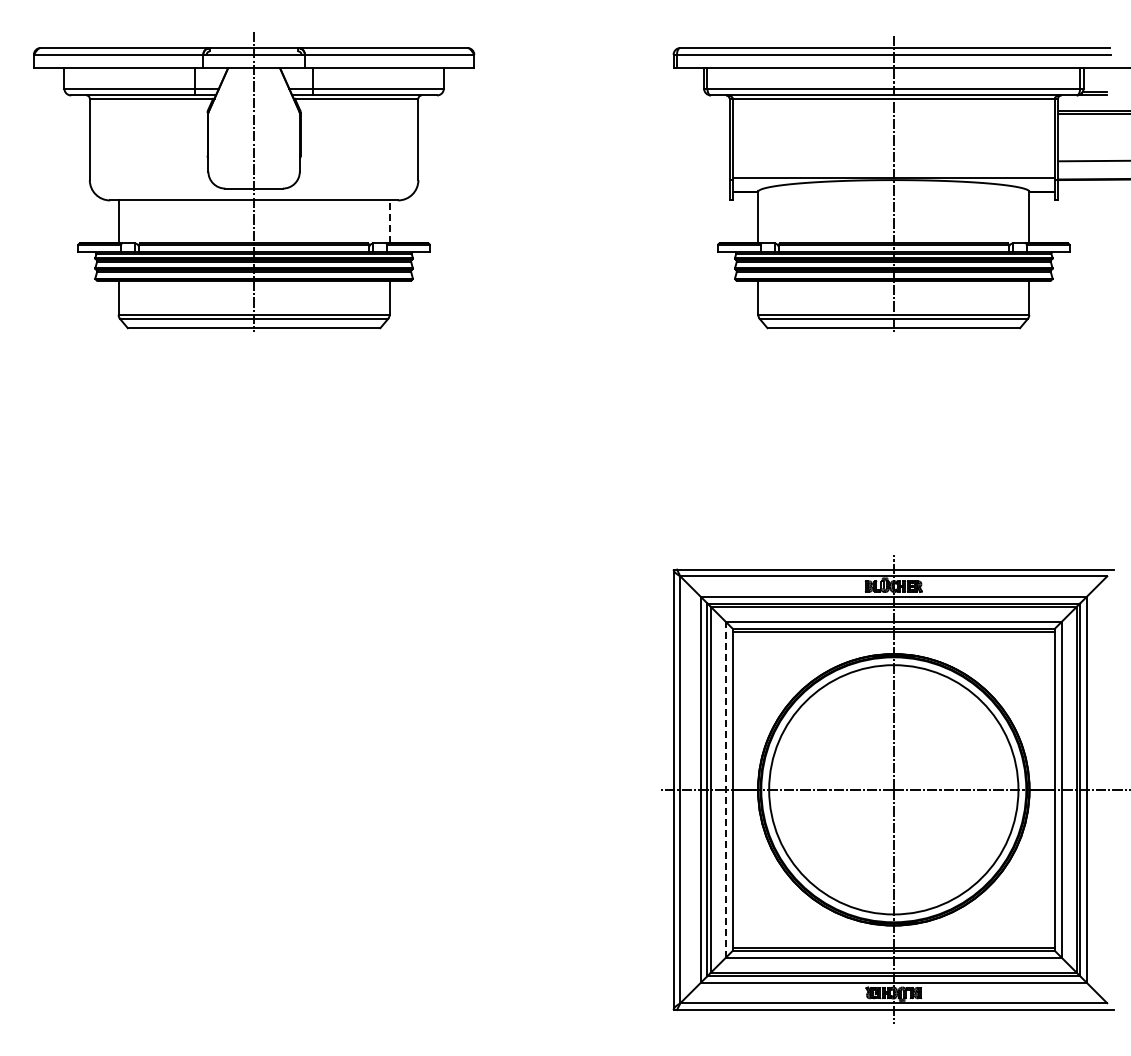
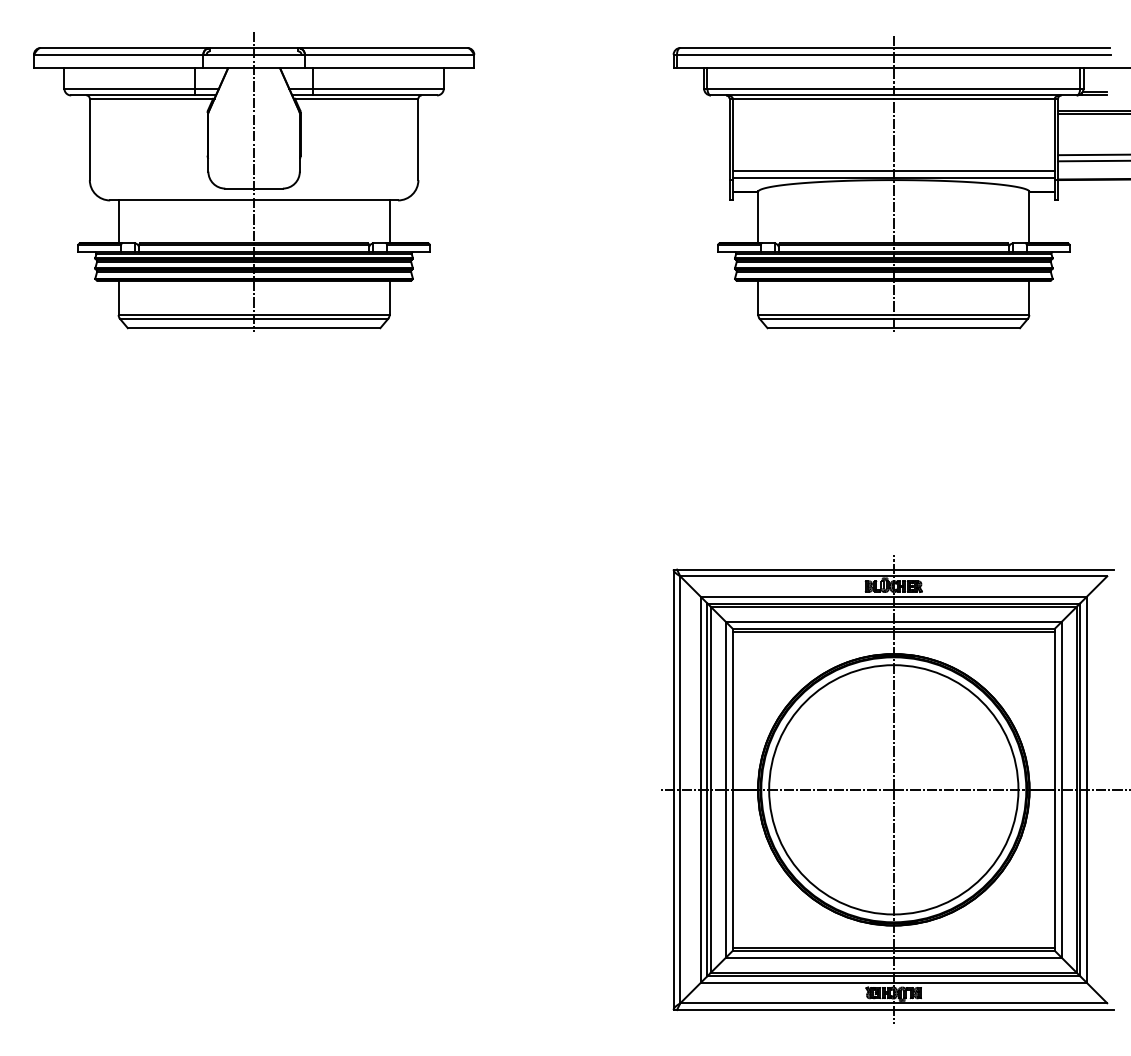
line: none -> present (1092, 154)
line: none -> present (893, 171)
line: dashed -> solid (389, 221)
line: dashed -> solid (726, 789)
